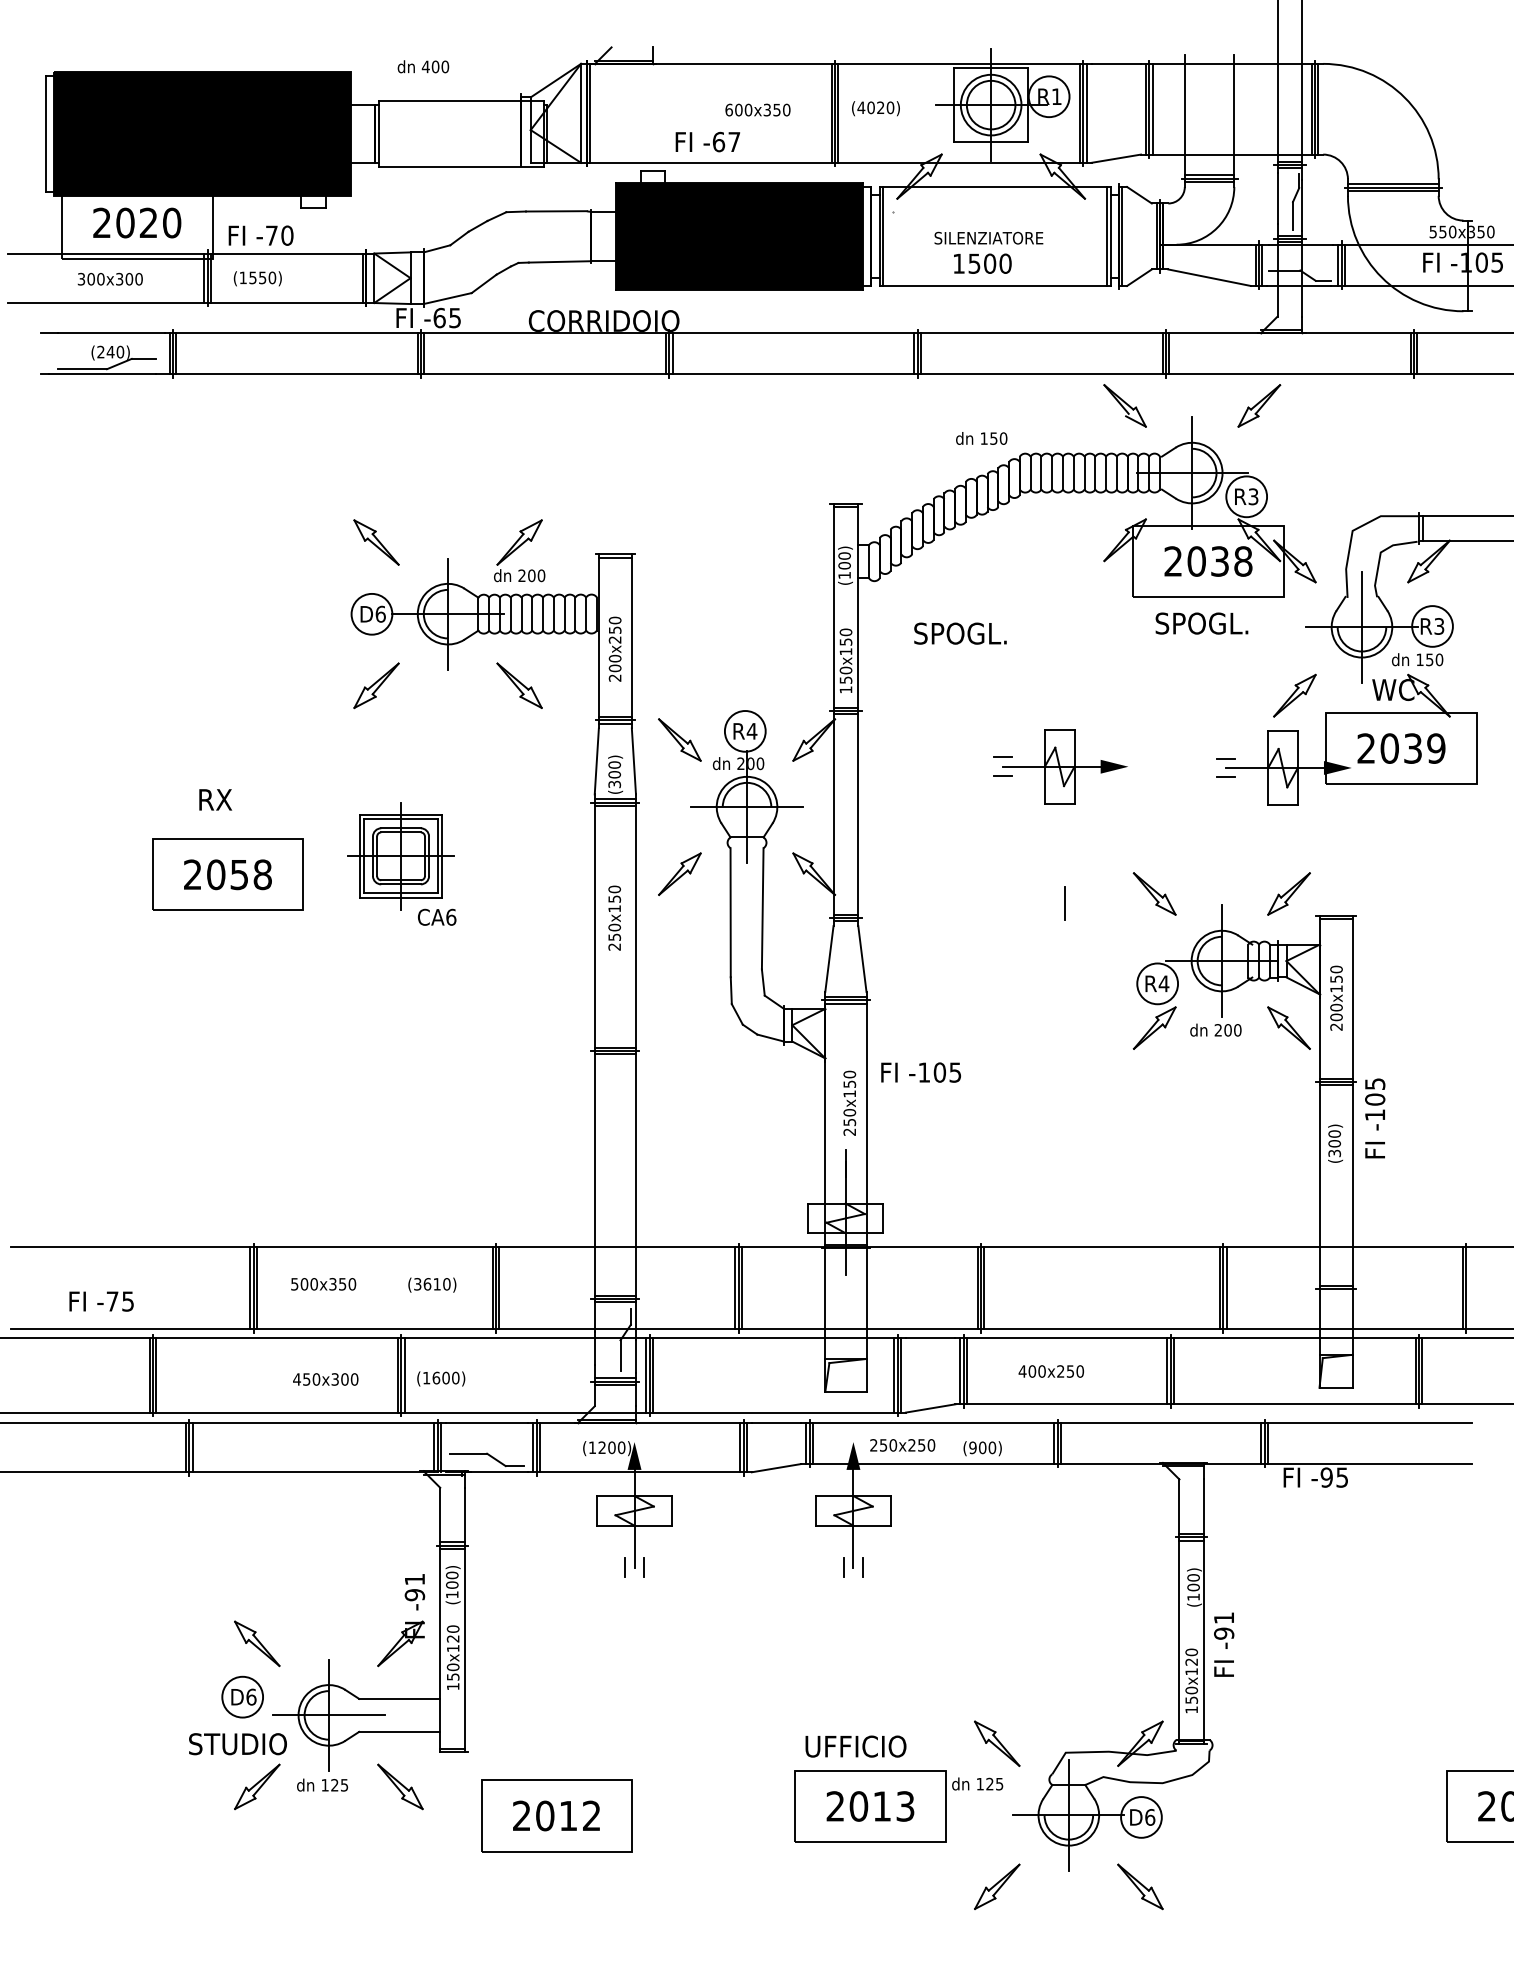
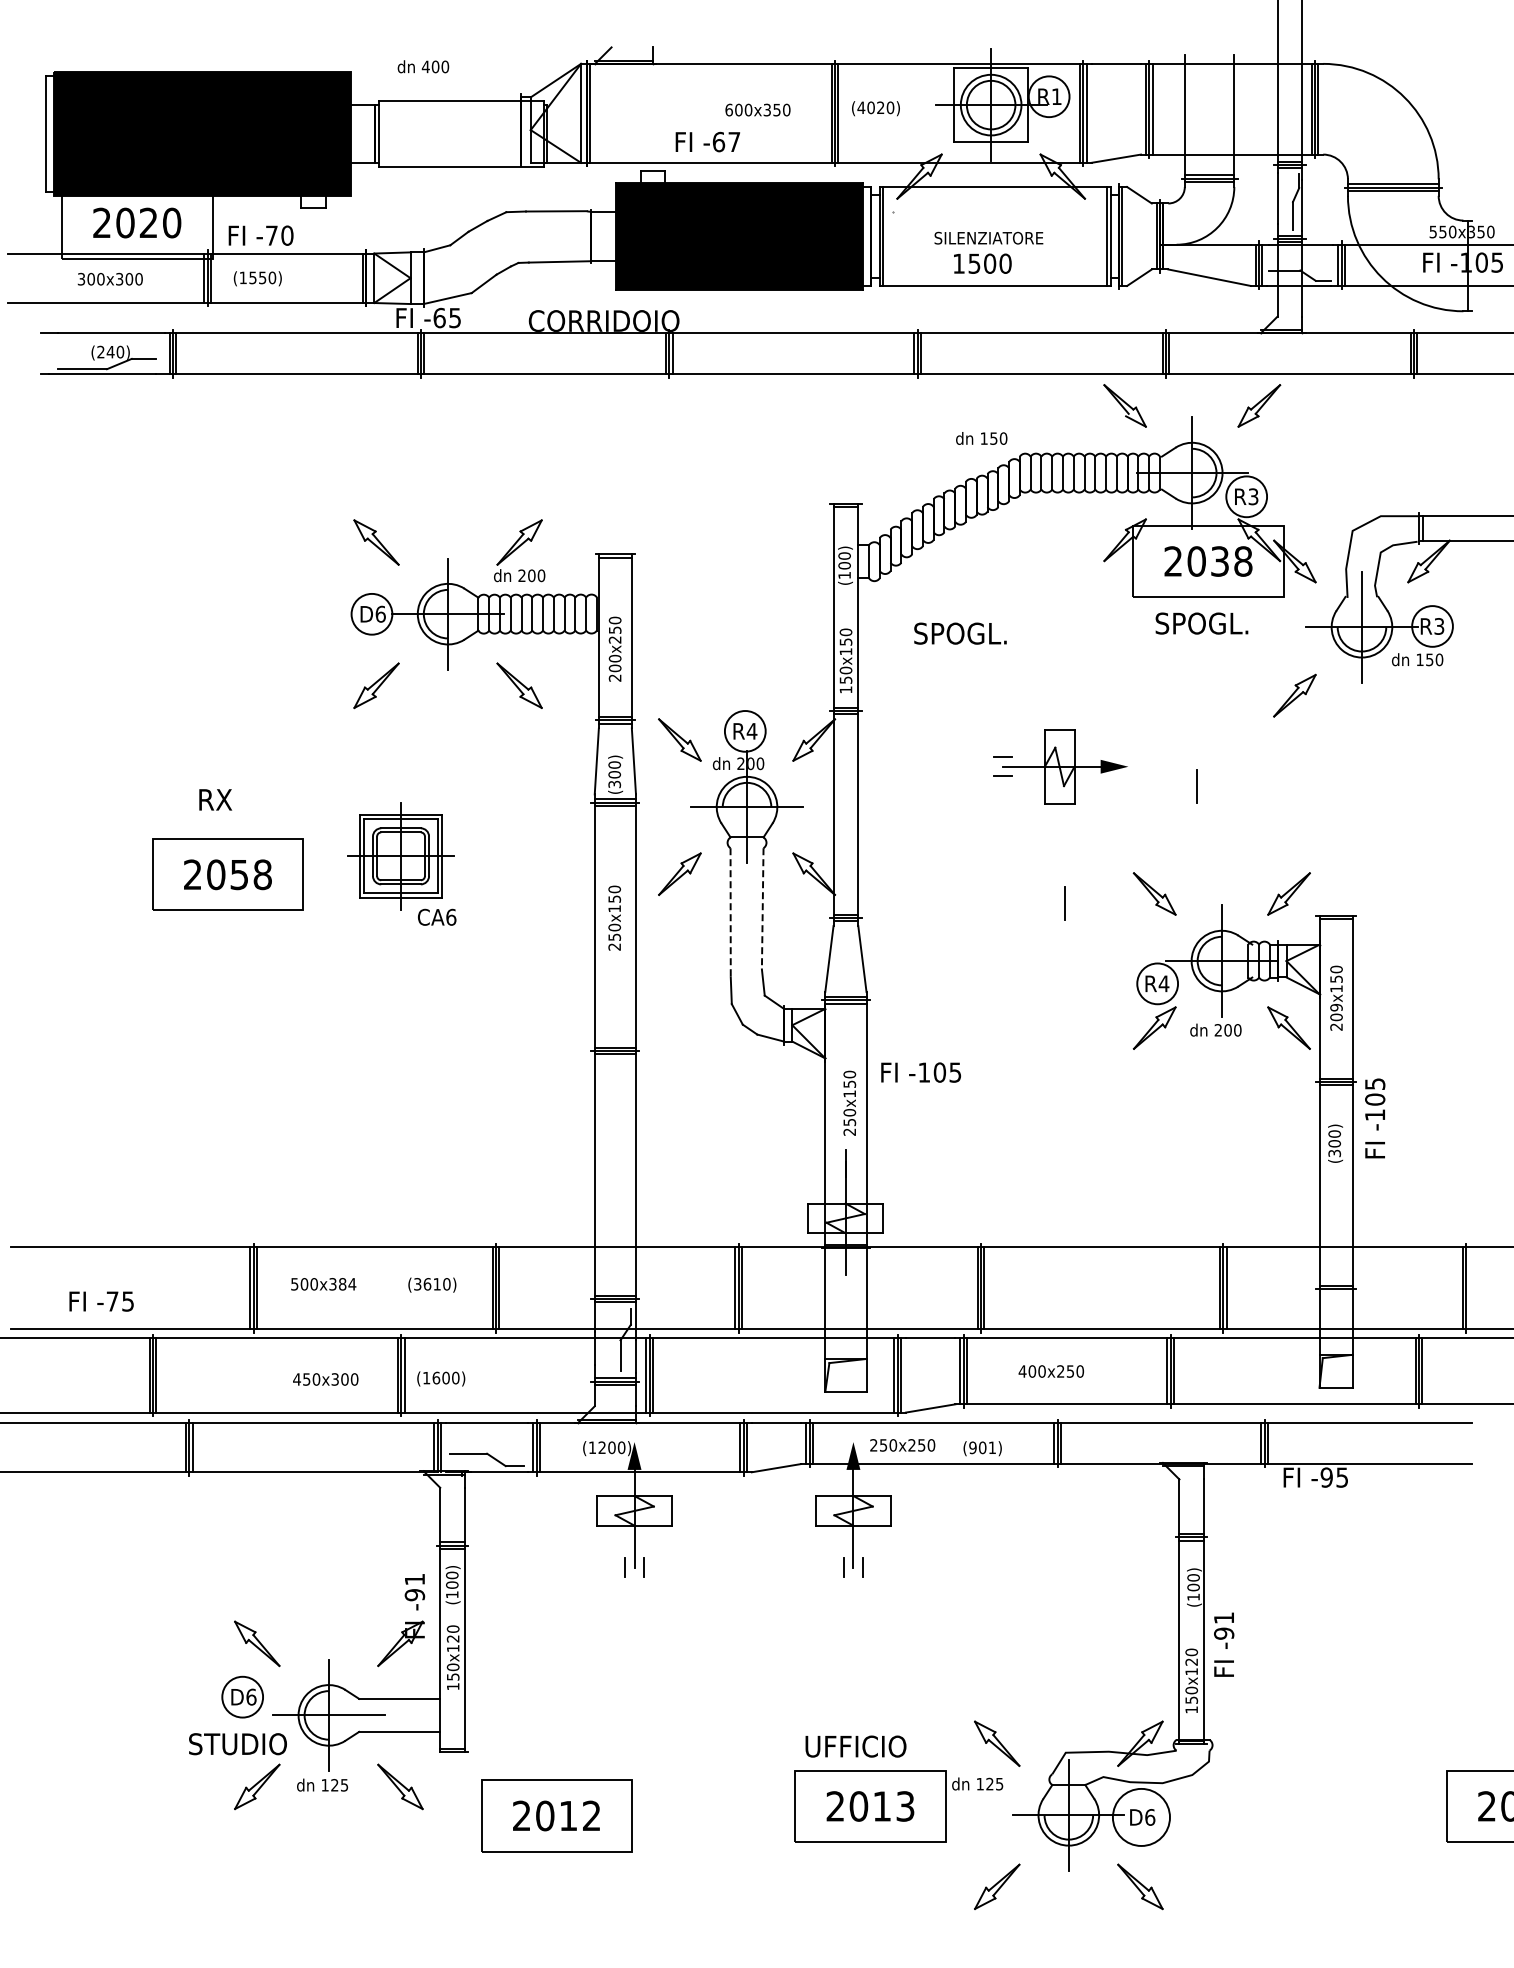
part: present -> none (1346, 739)
line: none -> present (1196, 786)
line: solid -> dashed (762, 908)
line: solid -> dashed (730, 912)
text: 200x150 -> 209x150 (1336, 1007)
text: 500x350 -> 500x384 (347, 1284)
text: (900) -> (901) (992, 1447)
circle diameter: 41 px -> 57 px (1141, 1816)
